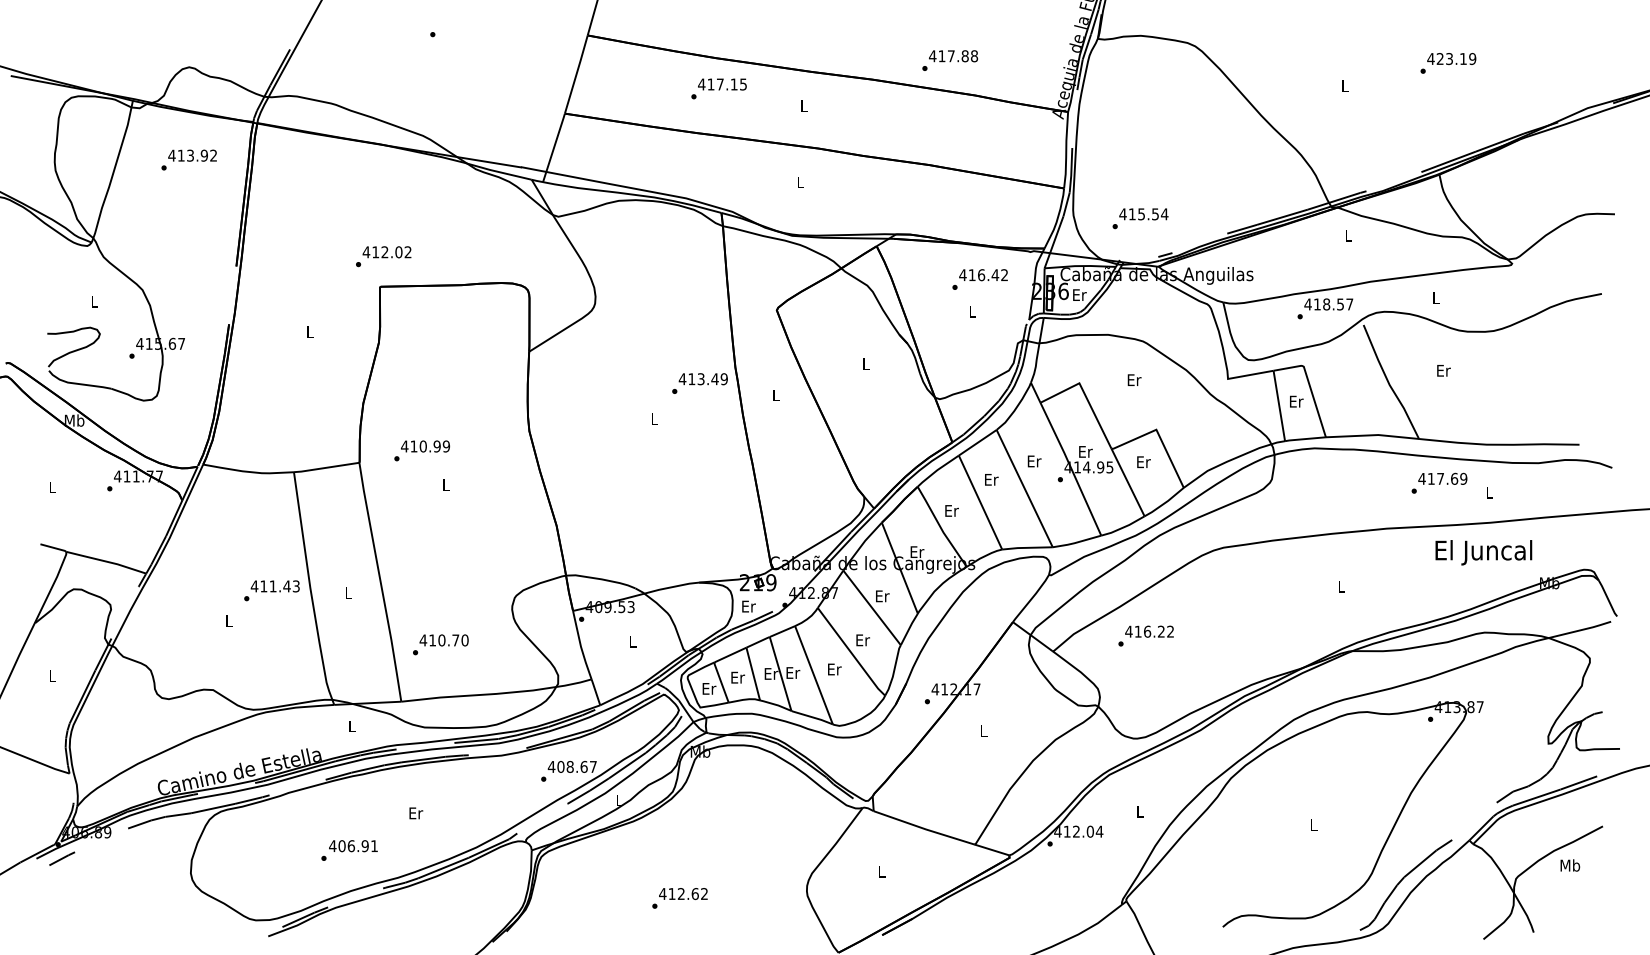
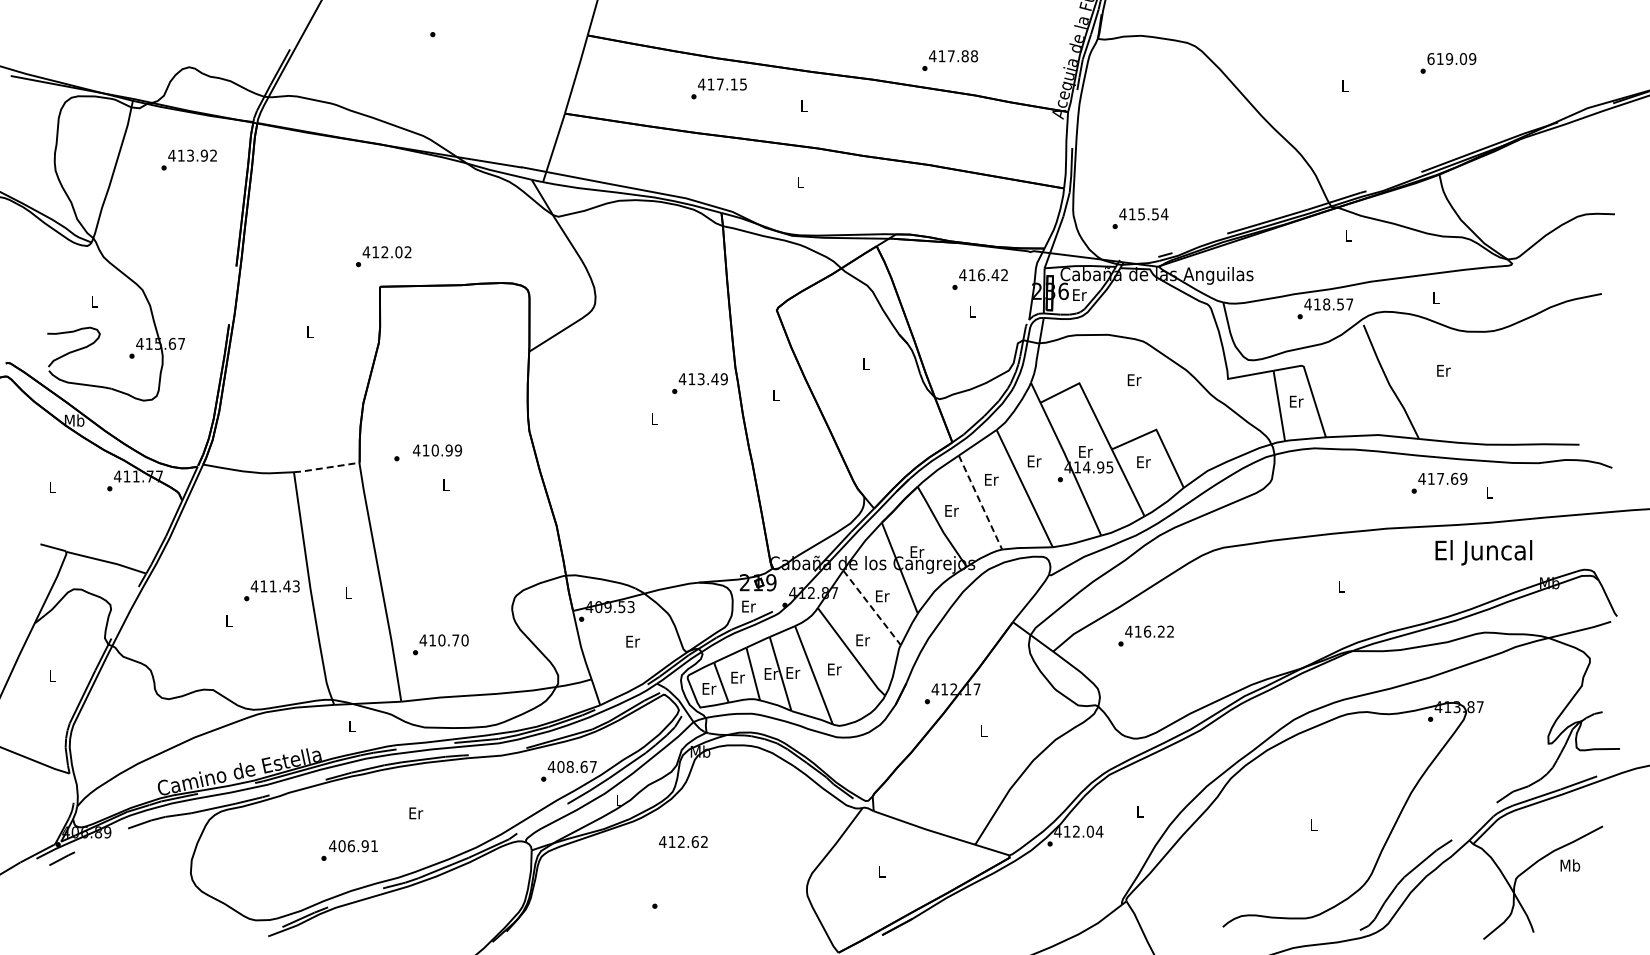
text: 423.19 -> 619.09 (1447, 59)
text position: (425, 446) -> (437, 450) (437, 450)
line: solid -> dashed (325, 467)
line: solid -> dashed (980, 502)
line: solid -> dashed (872, 608)
text: L -> Er (633, 641)
text position: (683, 893) -> (683, 841) (683, 841)
